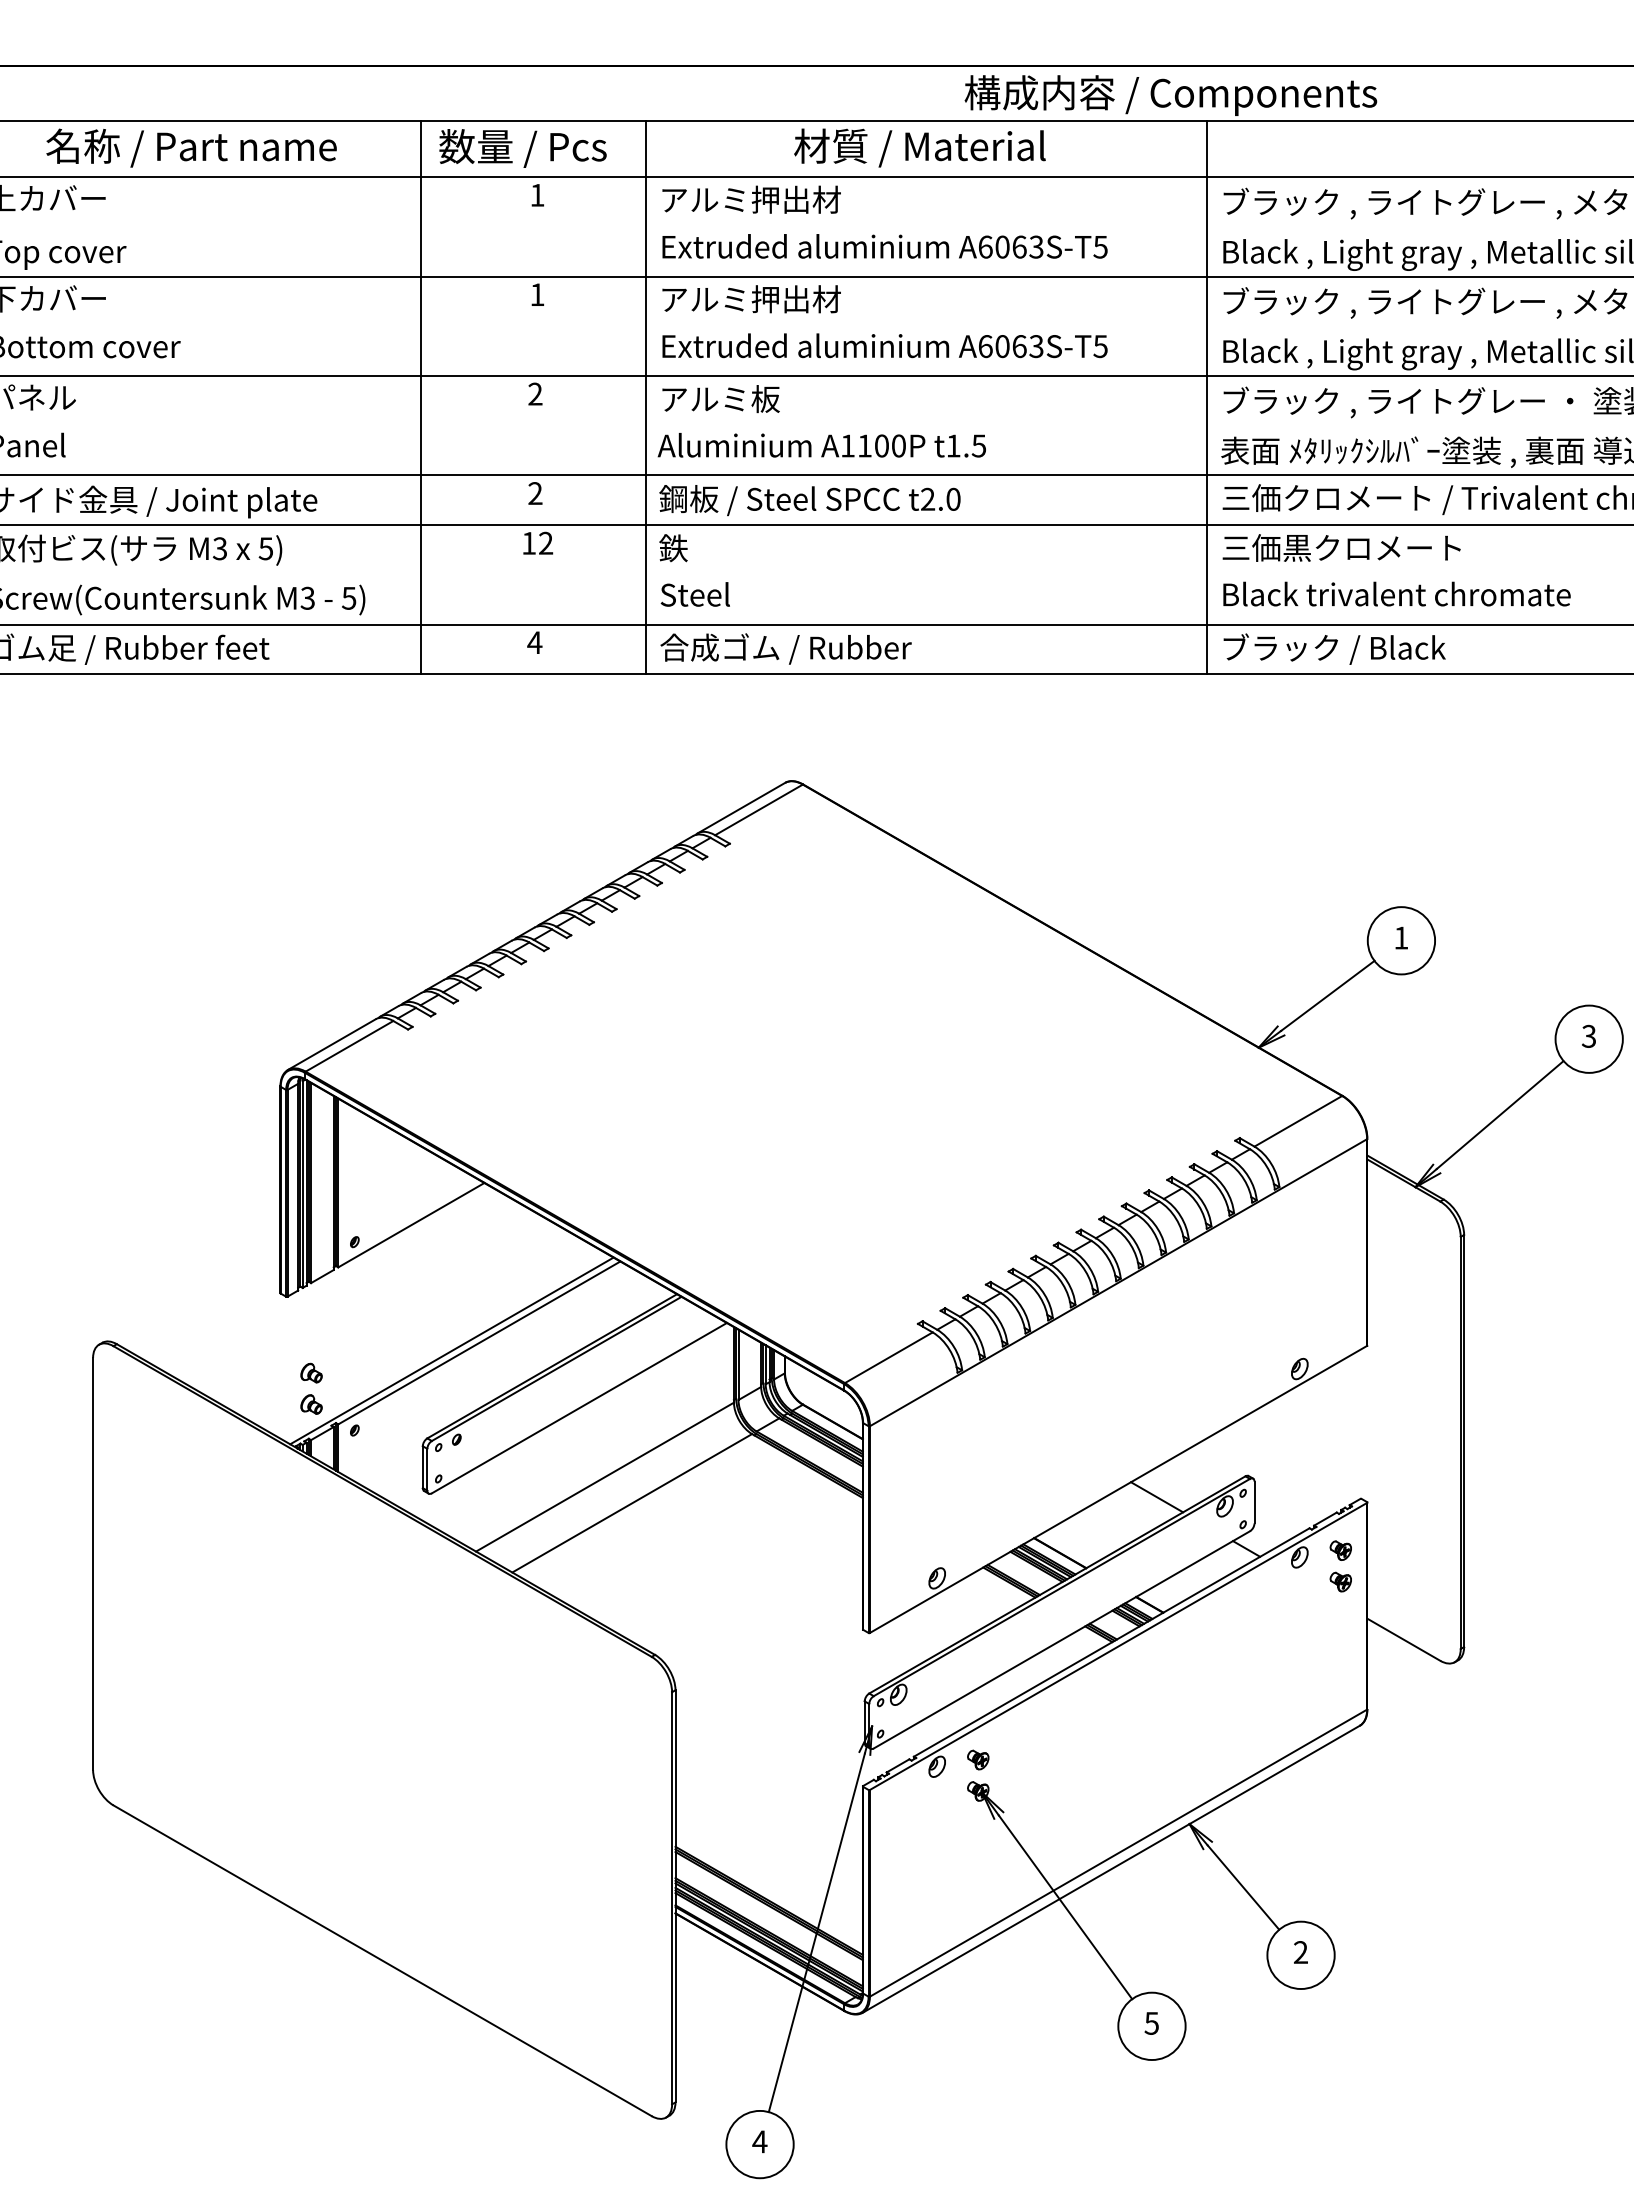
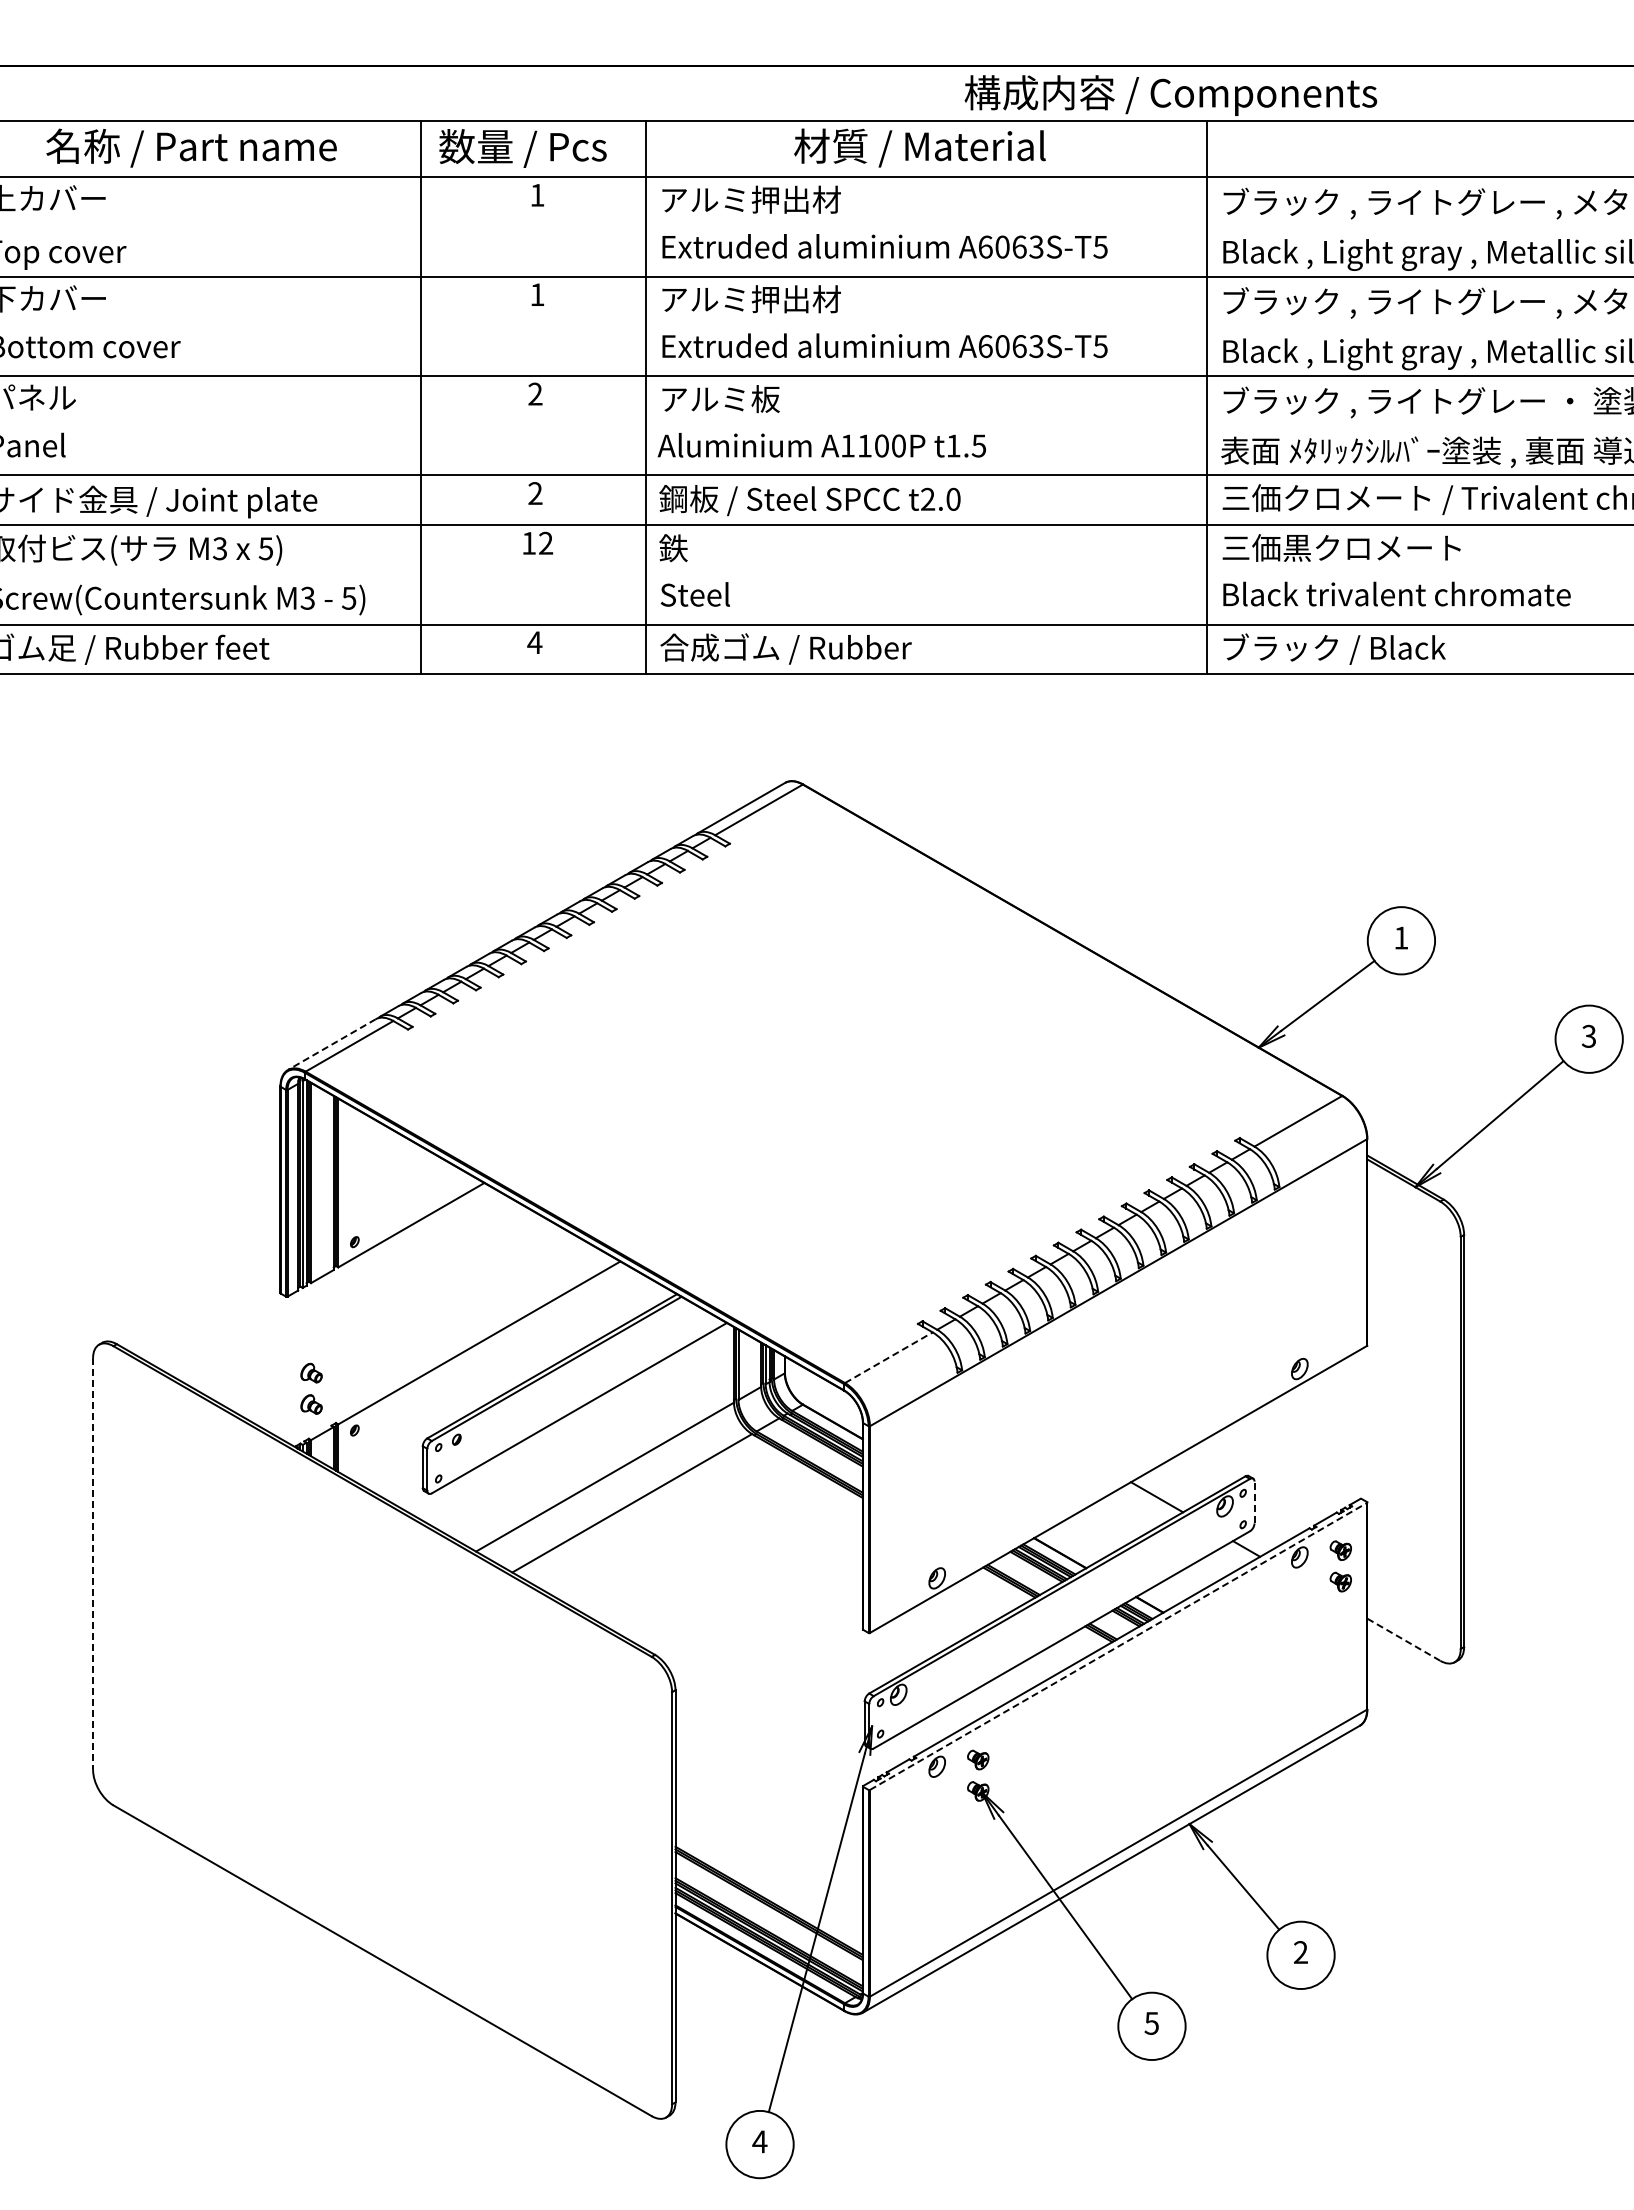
line: solid -> dashed (331, 1044)
line: present -> none (451, 1350)
line: solid -> dashed (888, 1357)
line: solid -> dashed (1254, 1502)
line: solid -> dashed (93, 1564)
line: solid -> dashed (1404, 1640)
line: solid -> dashed (1118, 1646)
